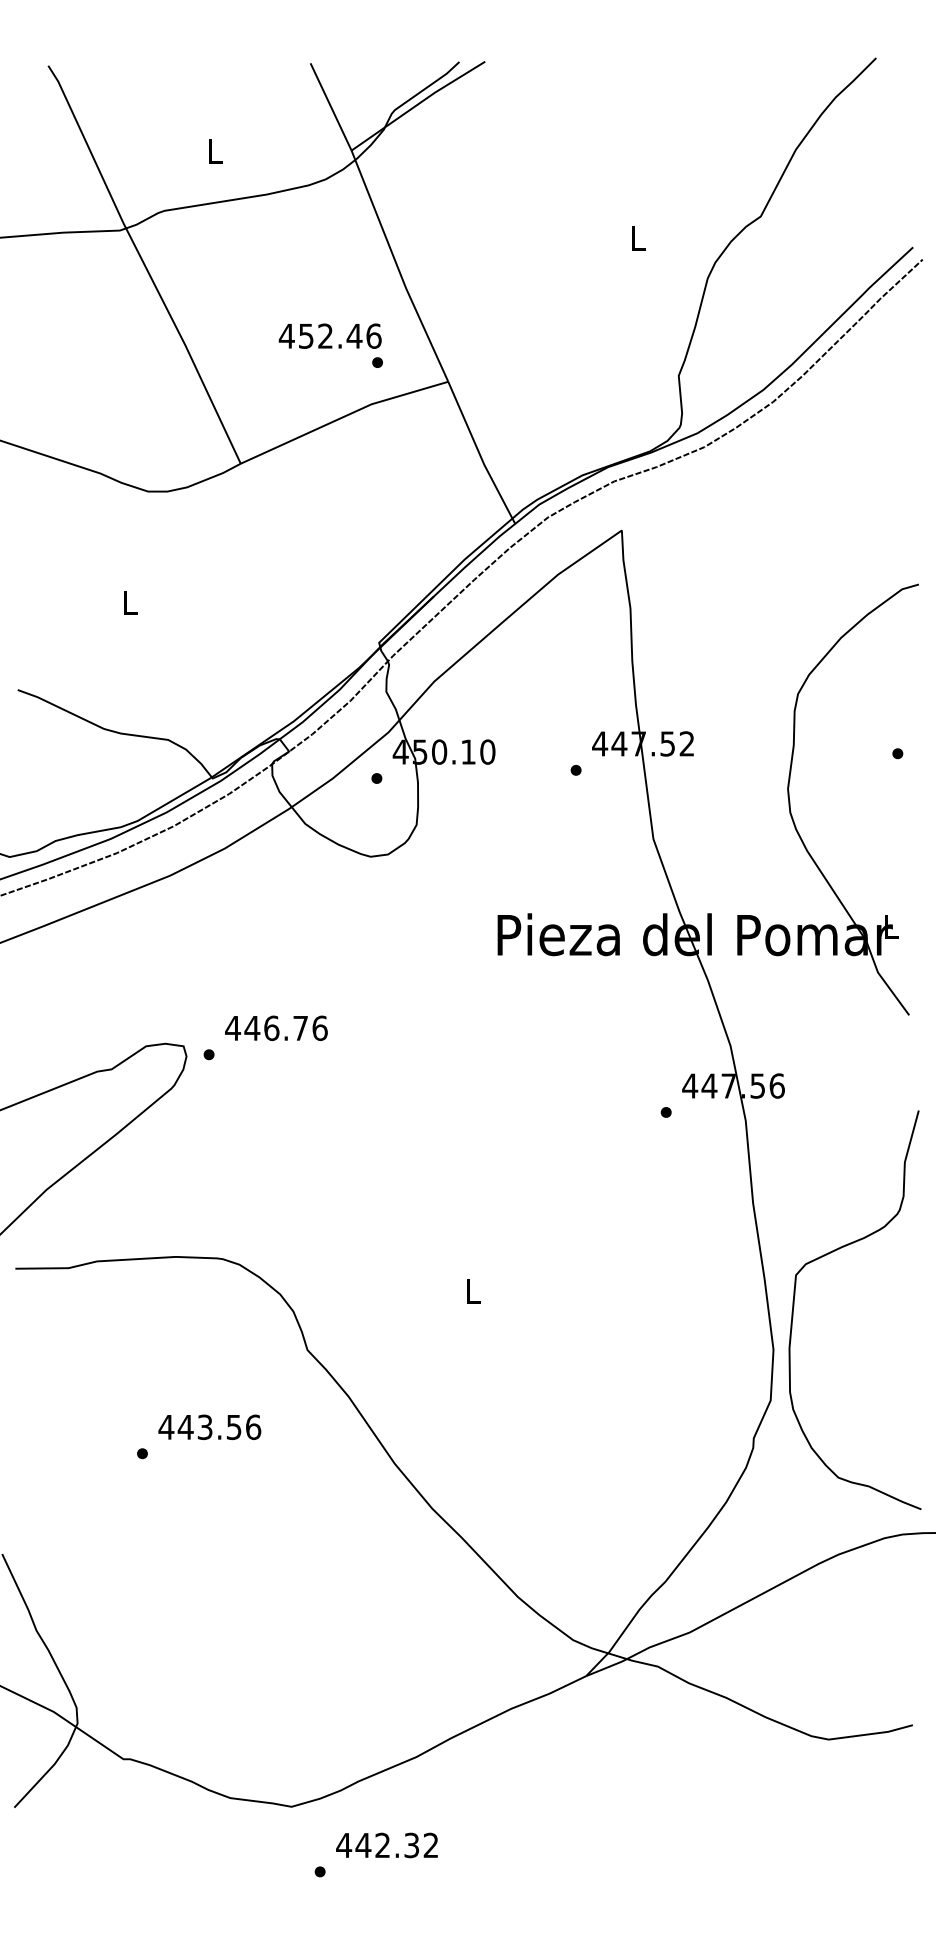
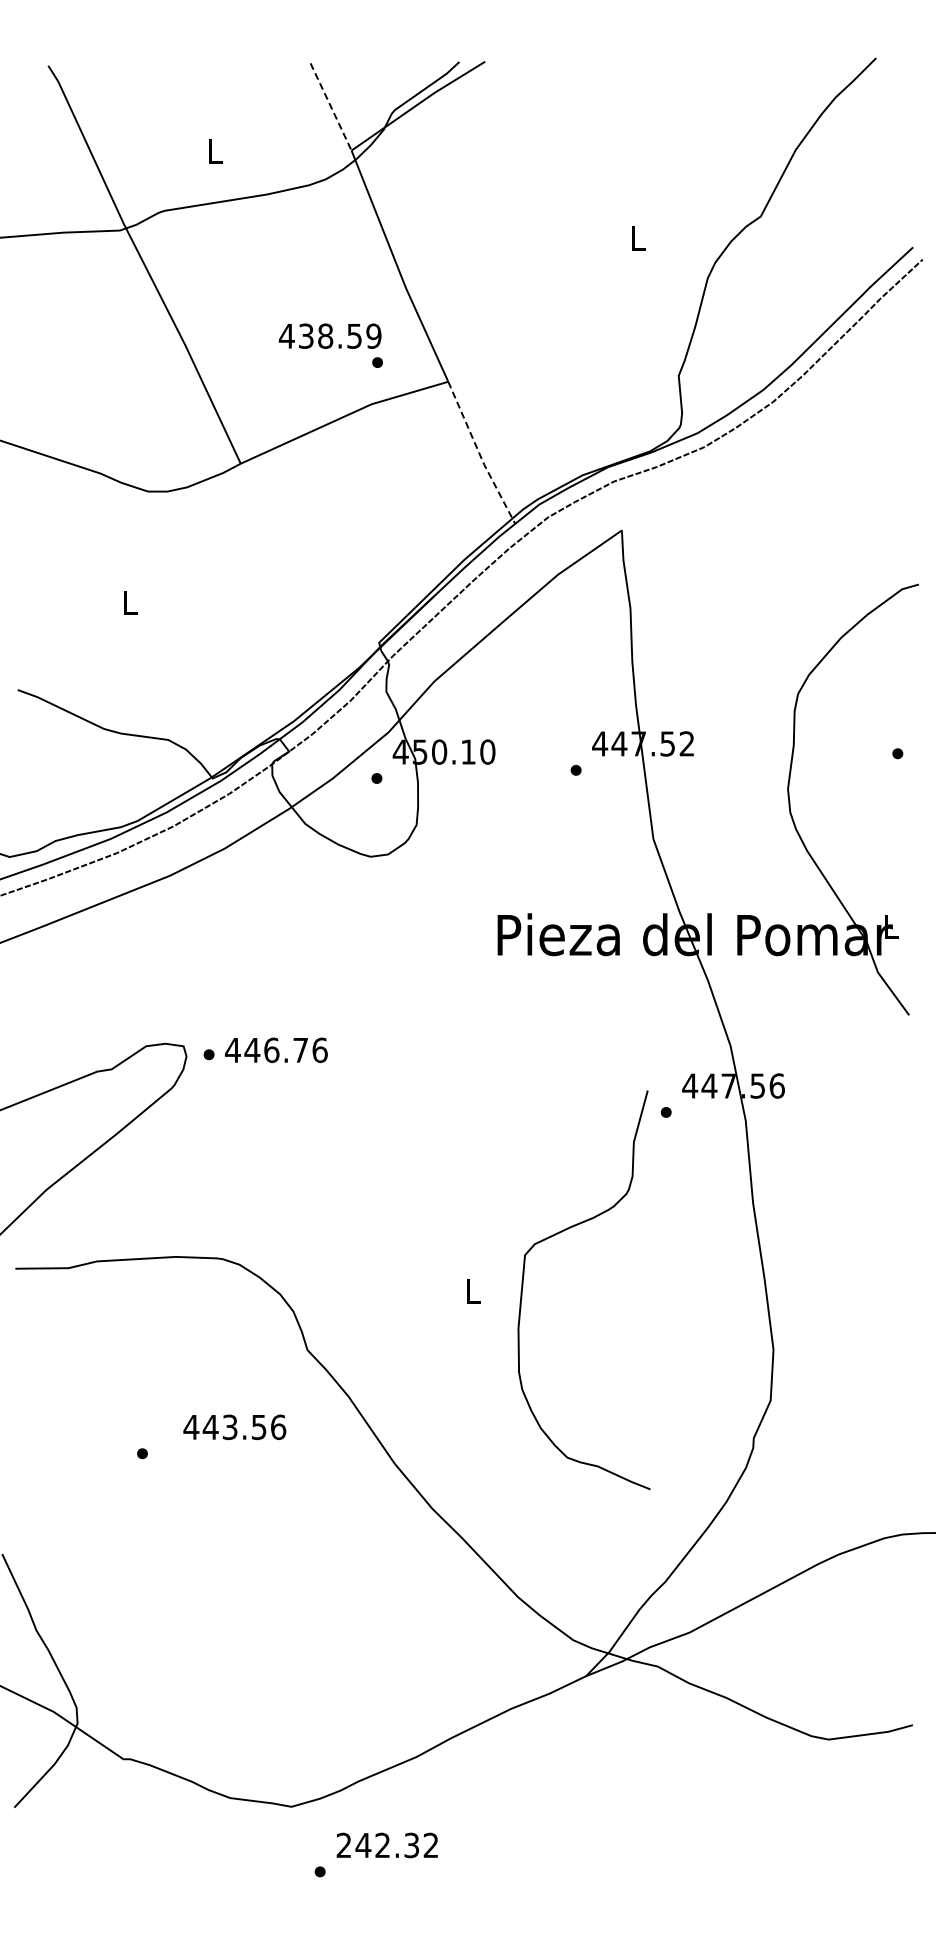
line: solid -> dashed (331, 107)
text: 452.46 -> 438.59 (340, 335)
line: solid -> dashed (479, 454)
text position: (276, 1027) -> (276, 1049) (276, 1049)
curve position: (794, 1307) -> (523, 1287) (523, 1287)
text position: (209, 1427) -> (234, 1427) (234, 1427)
text: 442.32 -> 242.32 (344, 1844)
